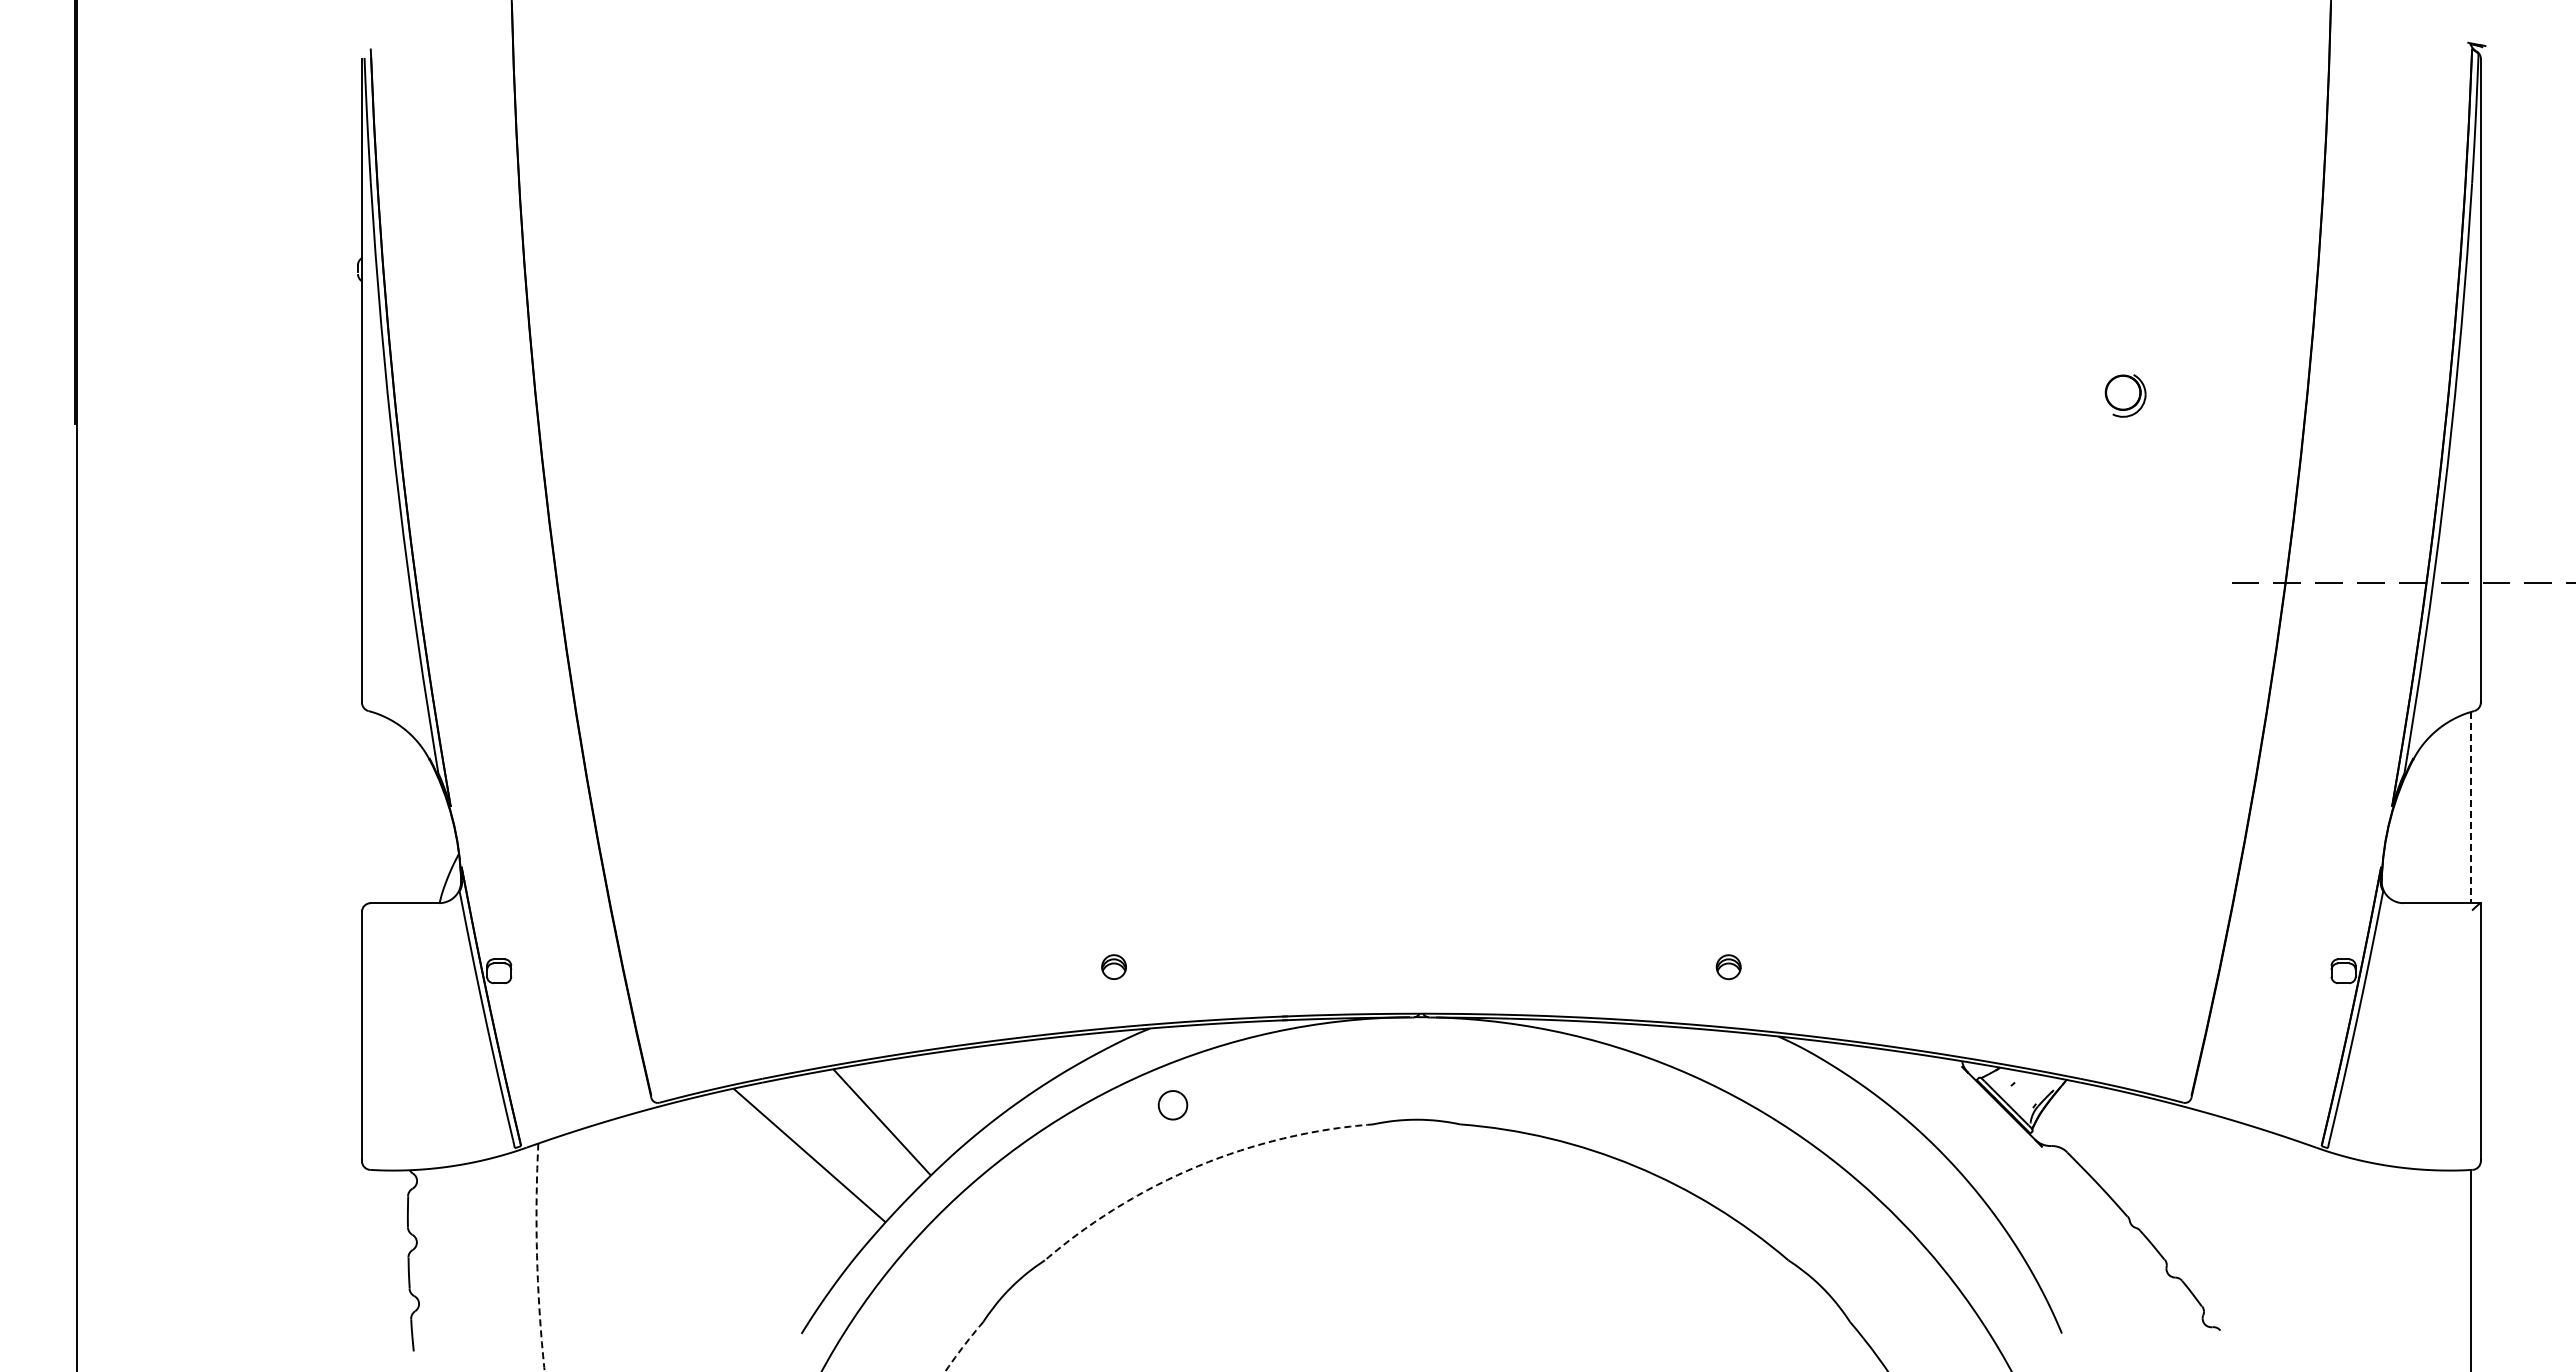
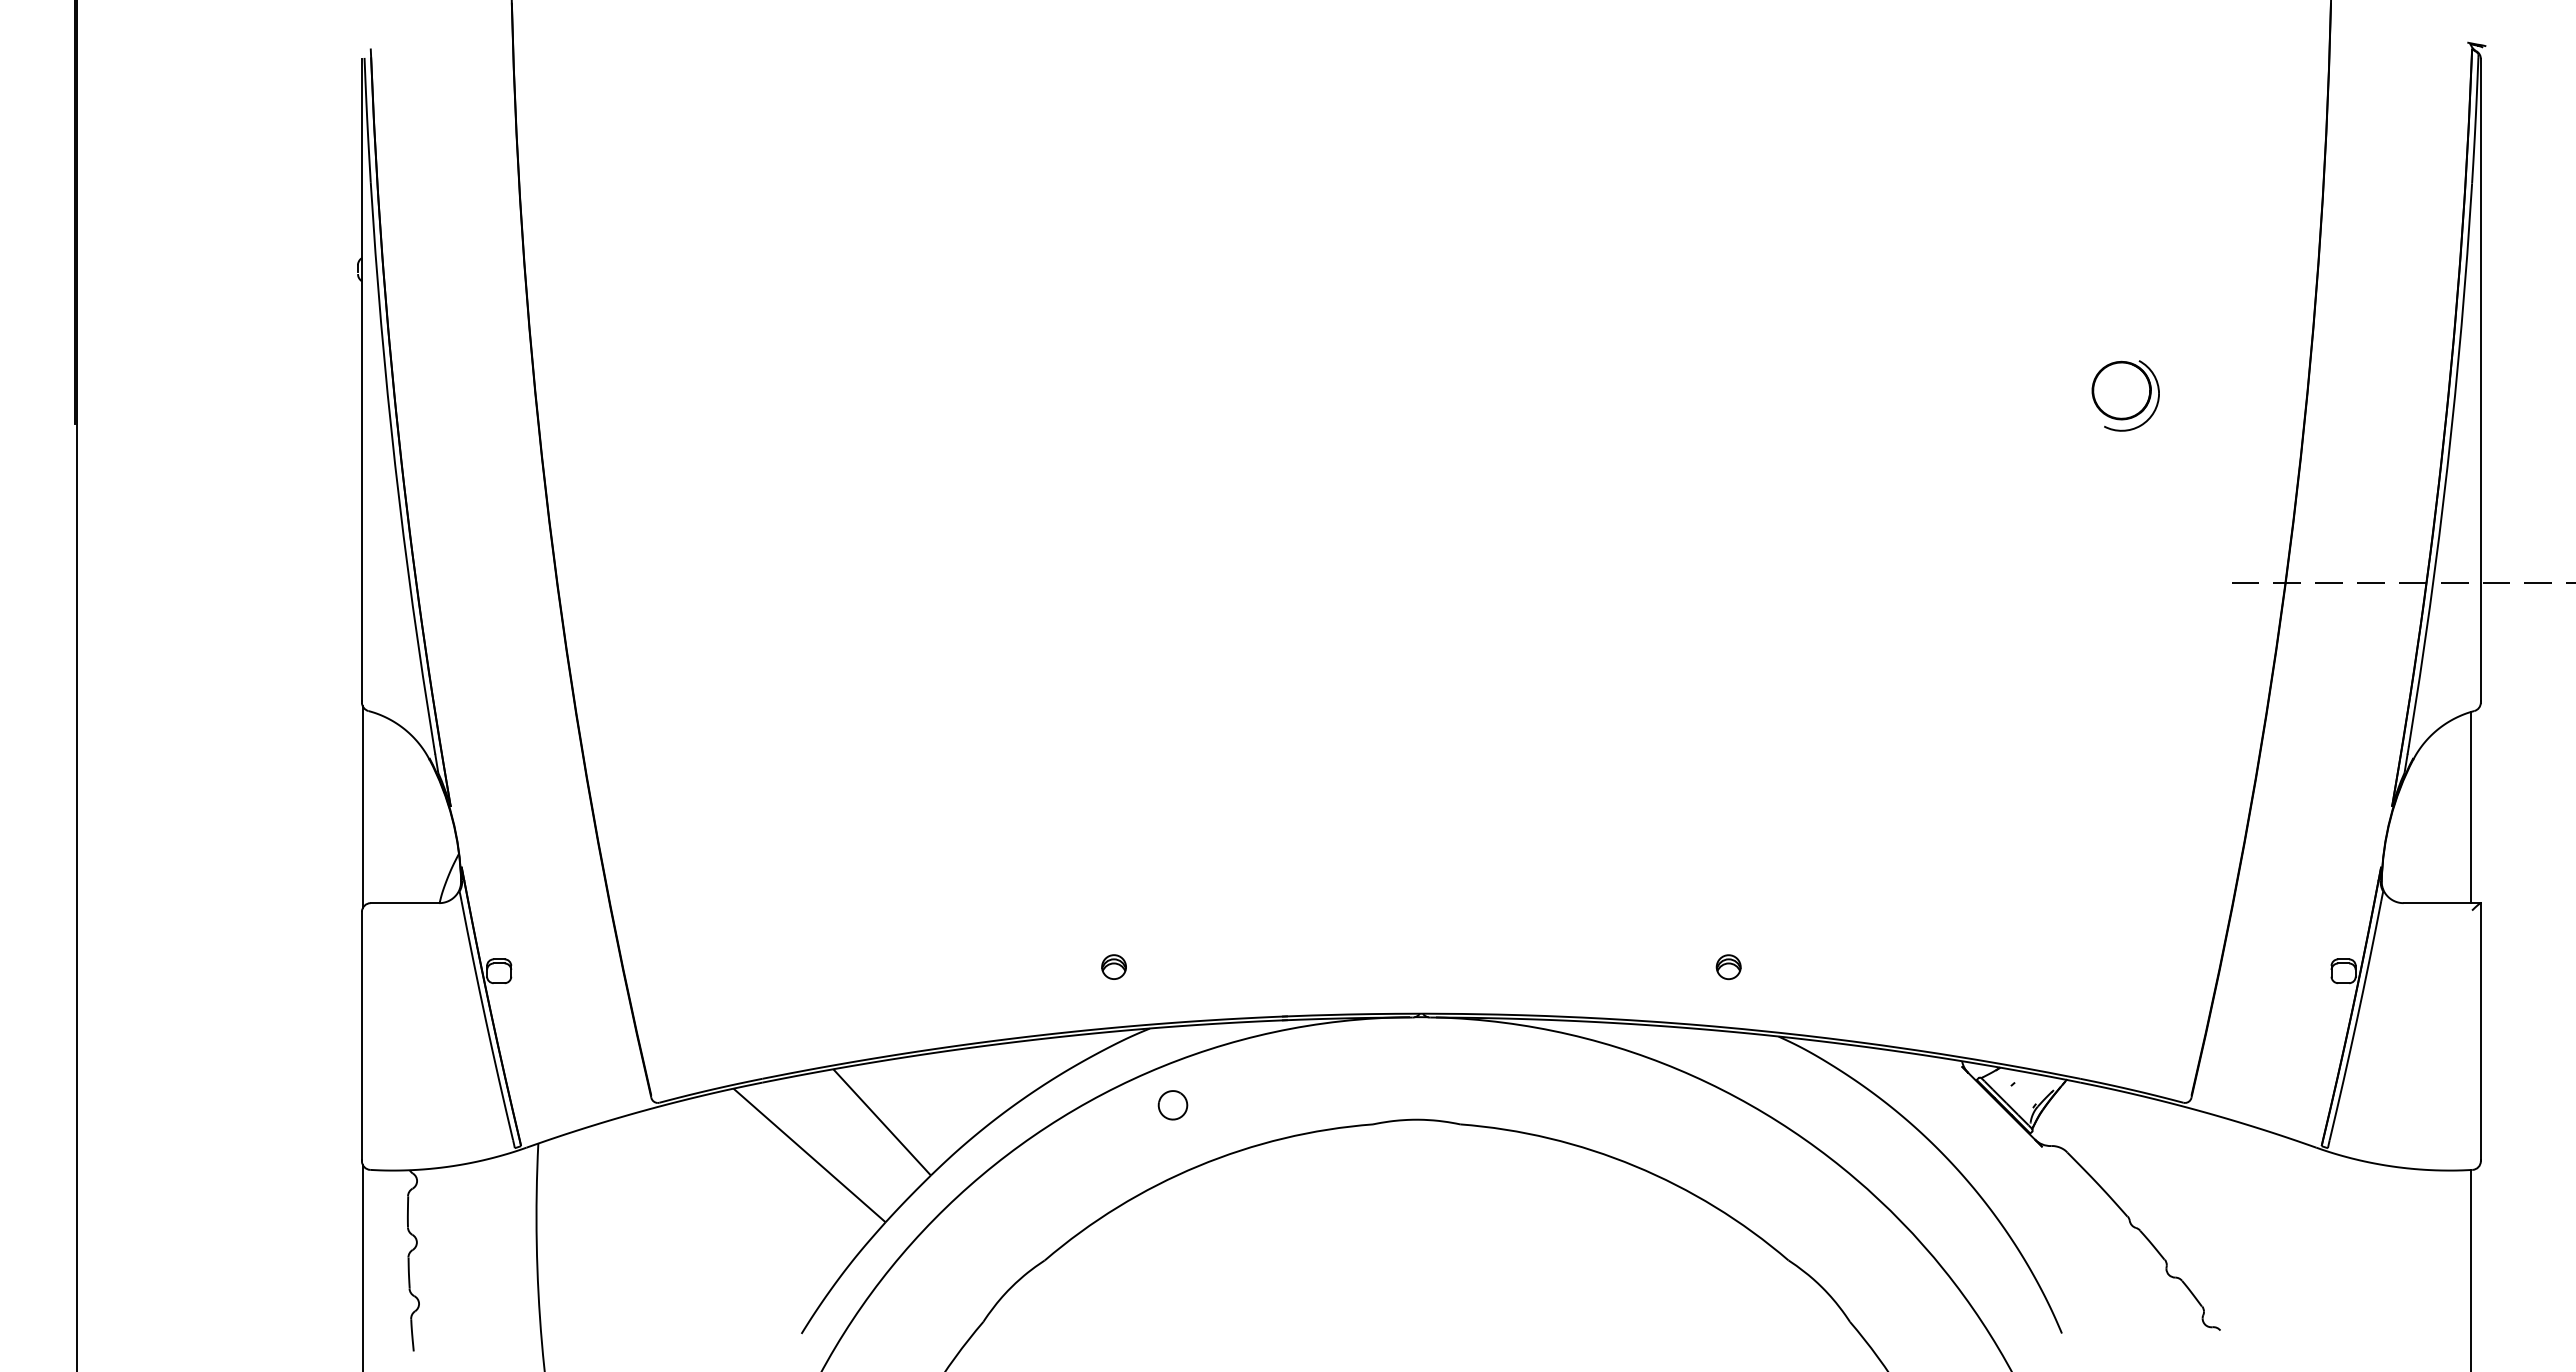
part size: 43x44 px -> 69x72 px (2125, 395)
line: none -> present (362, 807)
line: dashed -> solid (2470, 807)
arc: dashed -> solid (1198, 1166)
arc: dashed -> solid (537, 1258)
line: none -> present (362, 1266)
arc: dashed -> solid (963, 1346)
